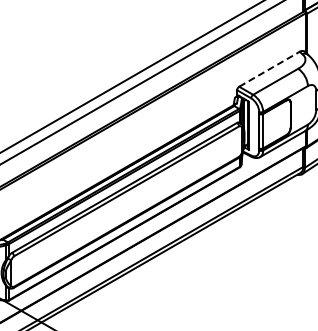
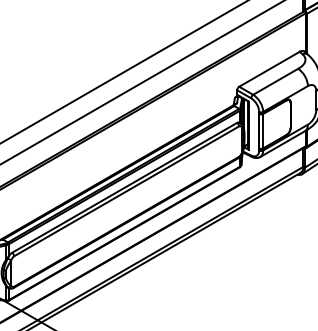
line: dashed -> solid (269, 69)
line position: (131, 76) -> (123, 72) (123, 72)
